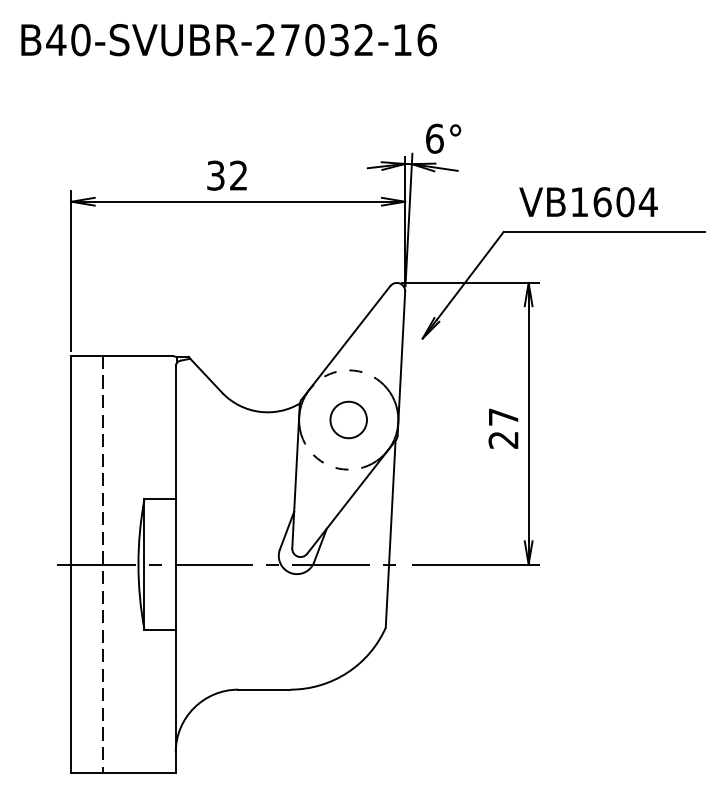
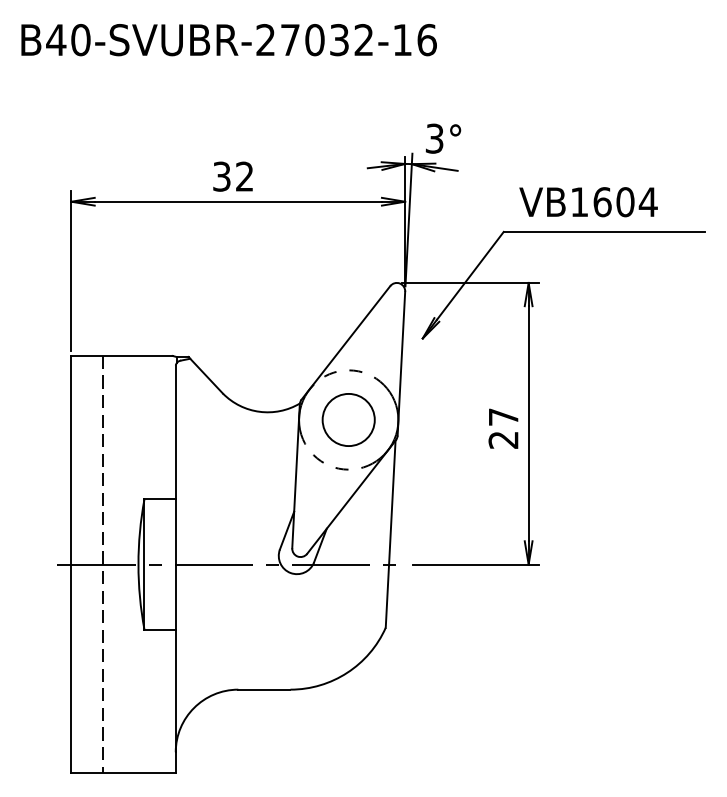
text: 6° -> 3° (434, 138)
text position: (226, 175) -> (232, 176) (232, 176)
circle diameter: 37 px -> 52 px (348, 419)
